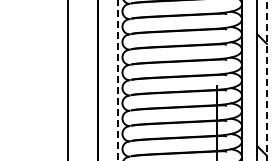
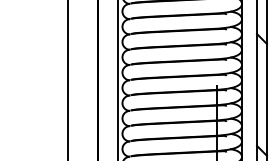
line: dashed -> solid (117, 80)
line: dashed -> solid (266, 80)
